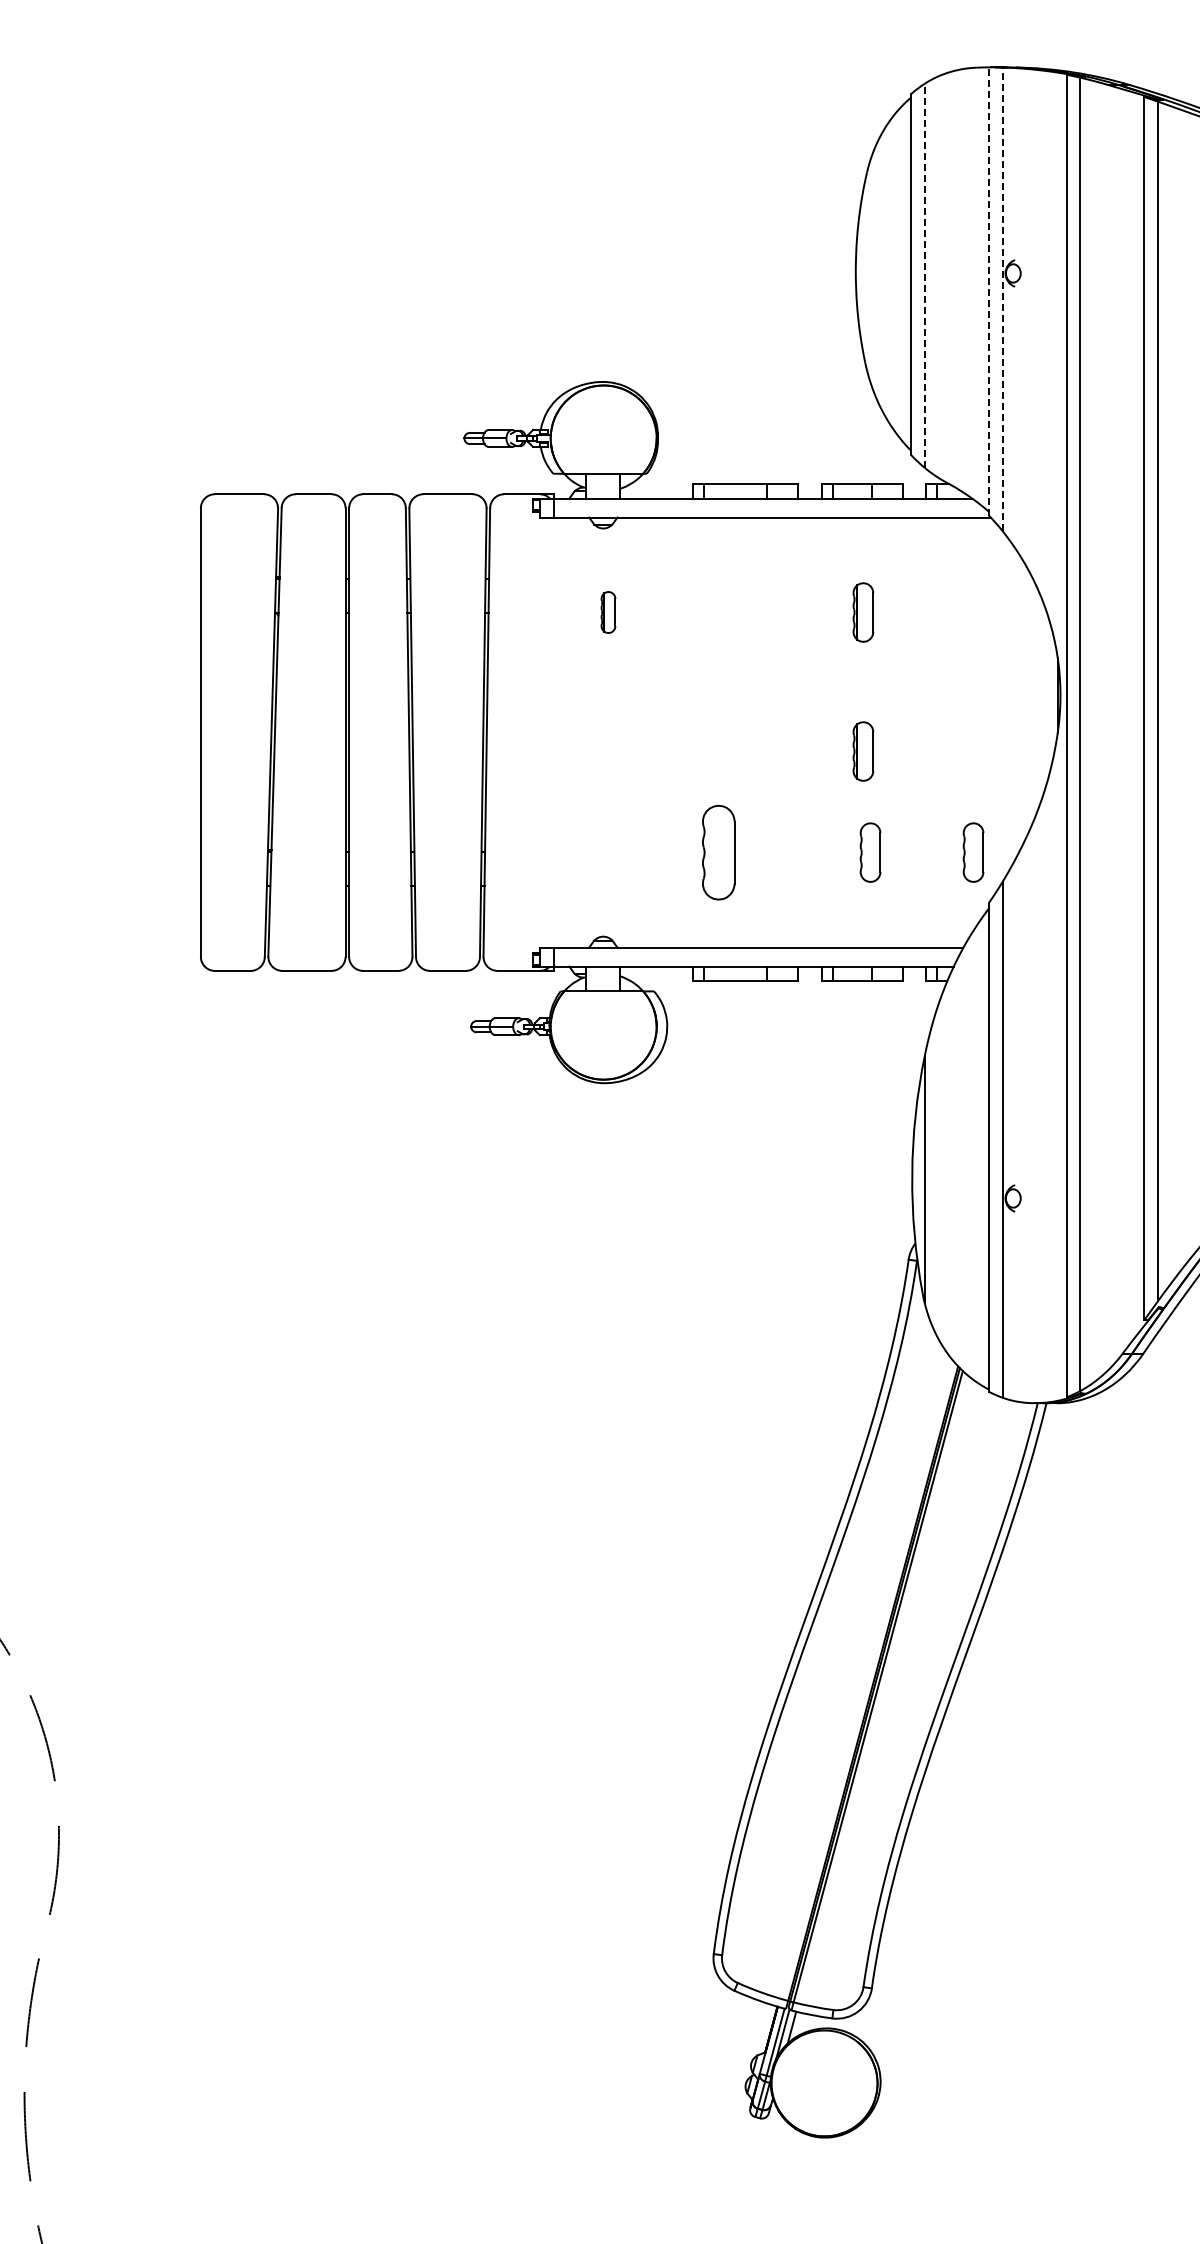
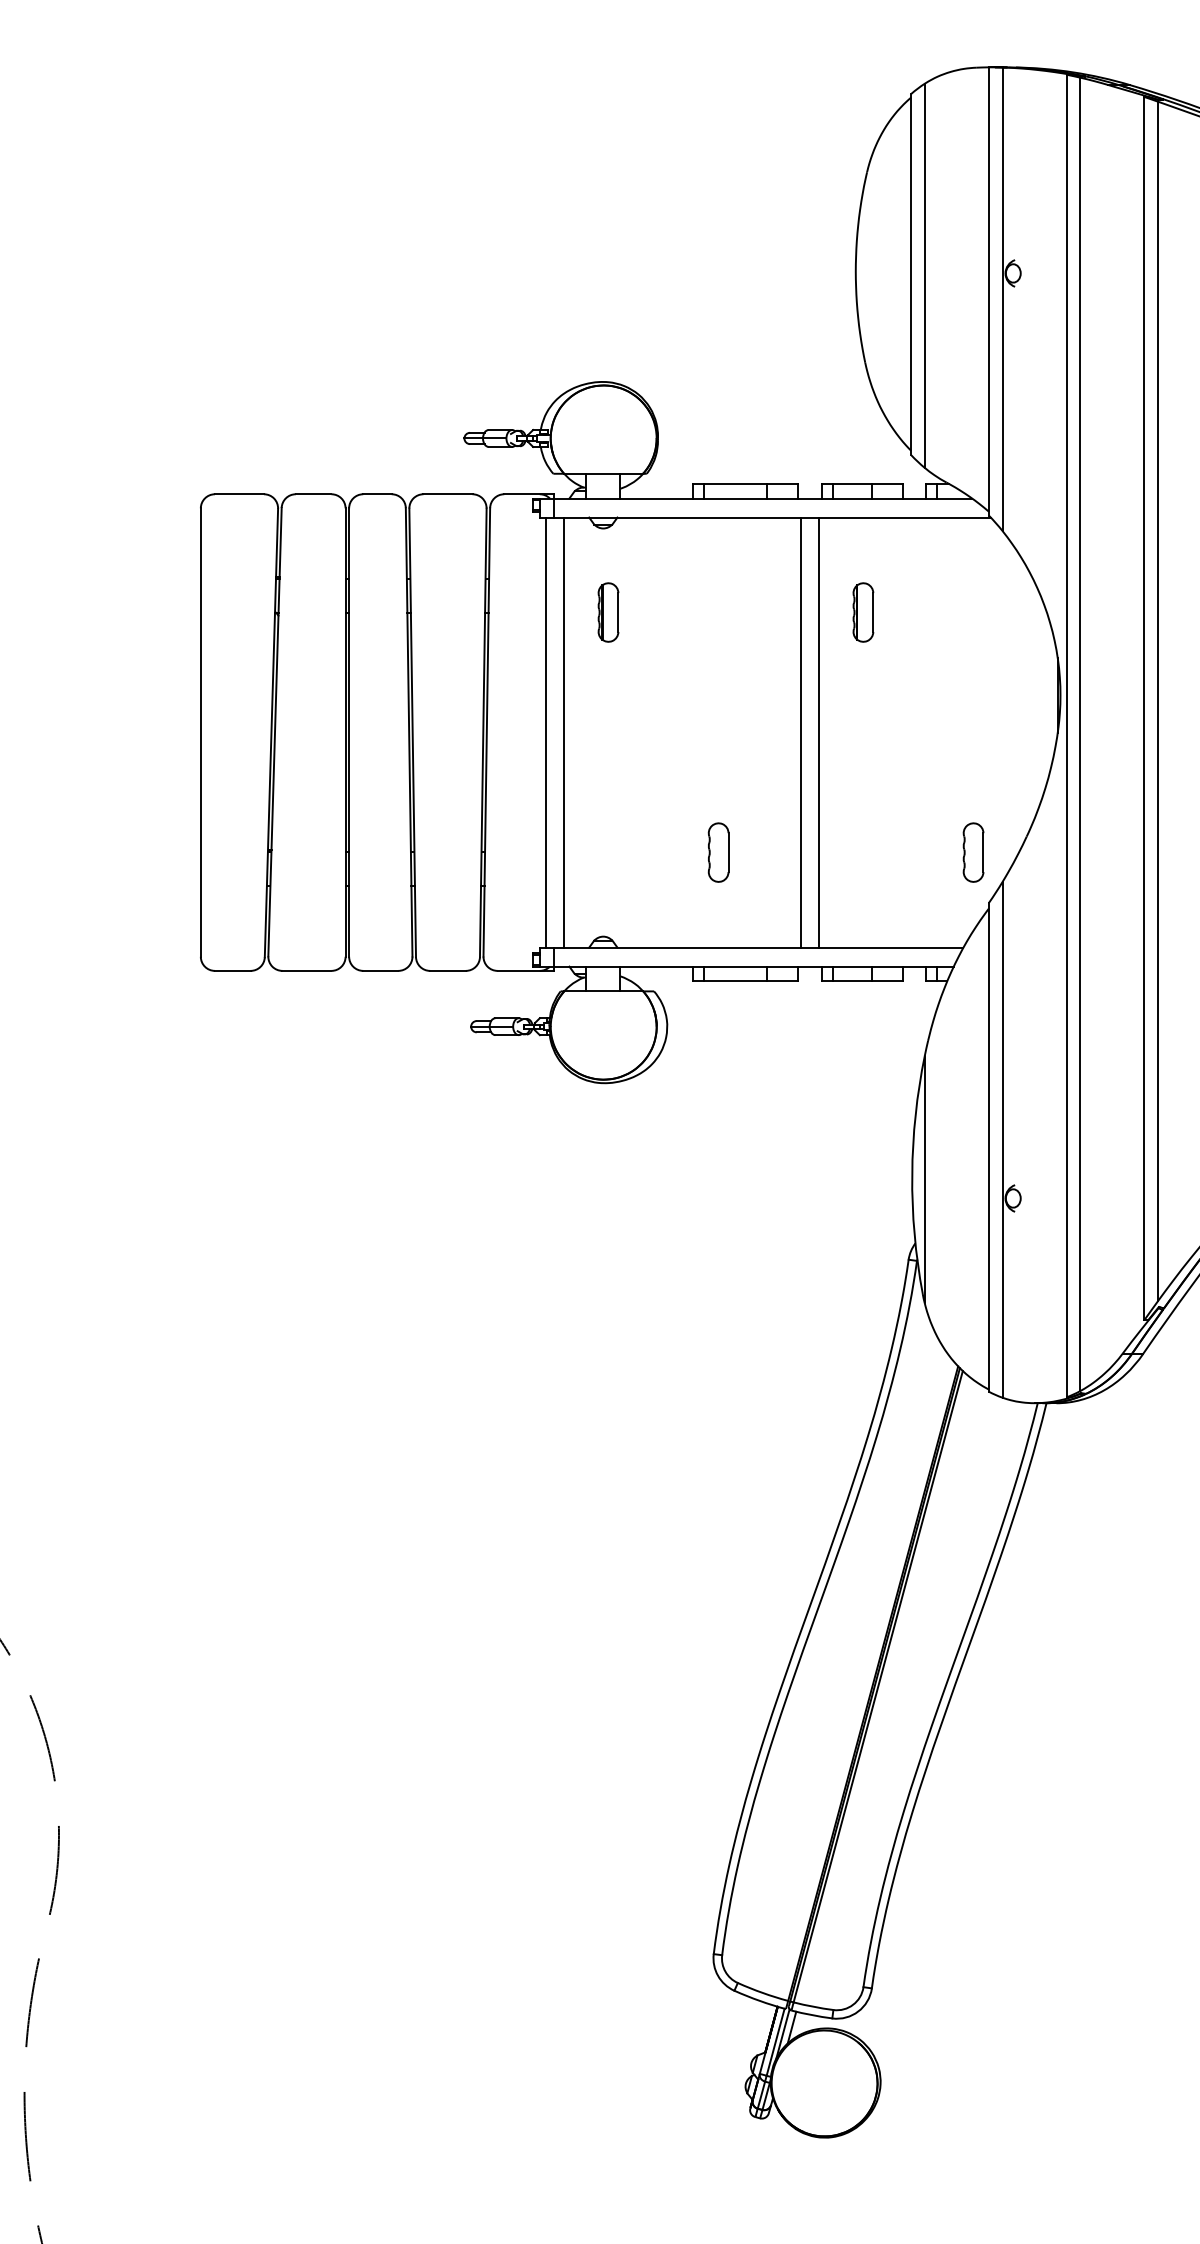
line: dashed -> solid (924, 275)
line: dashed -> solid (988, 290)
line: dashed -> solid (1002, 299)
part size: 17x43 px -> 23x61 px (608, 612)
line: none -> present (546, 732)
line: none -> present (563, 732)
line: none -> present (800, 732)
line: none -> present (818, 732)
part: present -> none (863, 751)
part size: 34x97 px -> 23x61 px (718, 852)
part: present -> none (870, 852)
